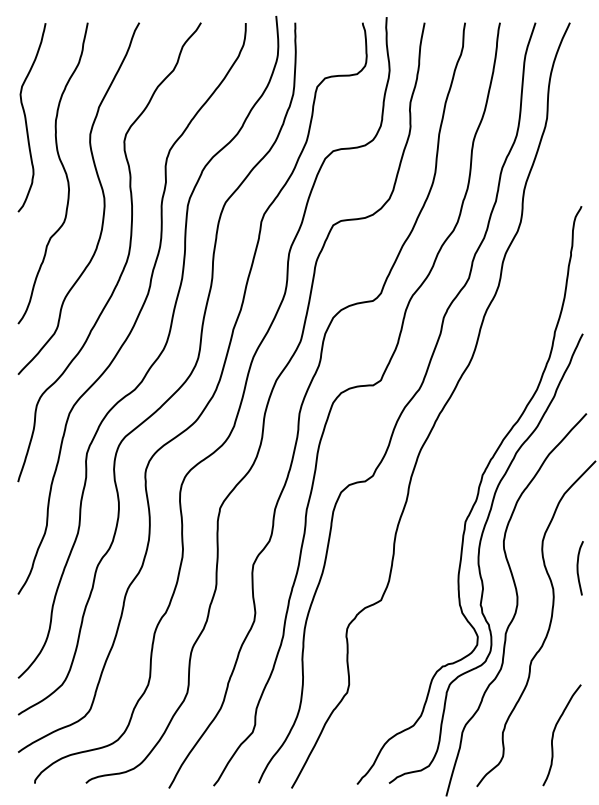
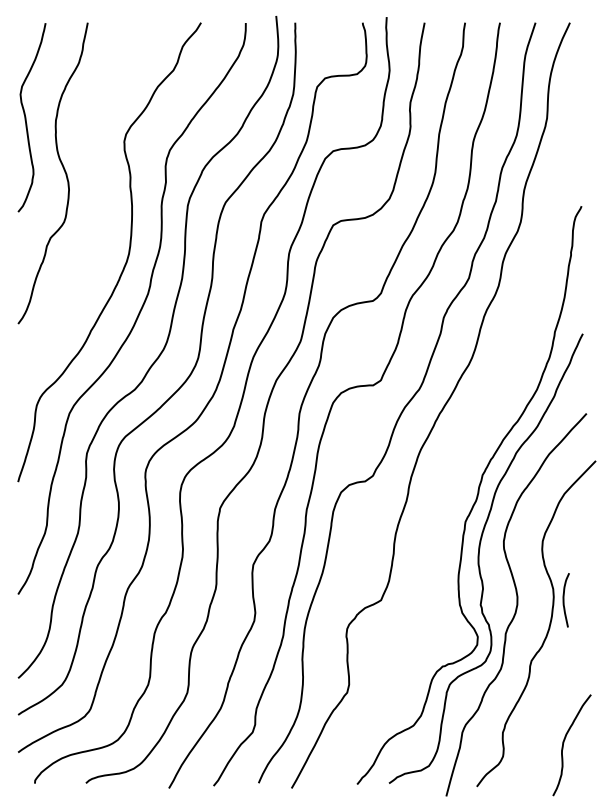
curve: present -> none (102, 195)
curve position: (578, 568) -> (564, 600) (564, 600)
curve position: (554, 733) -> (564, 743) (564, 743)
